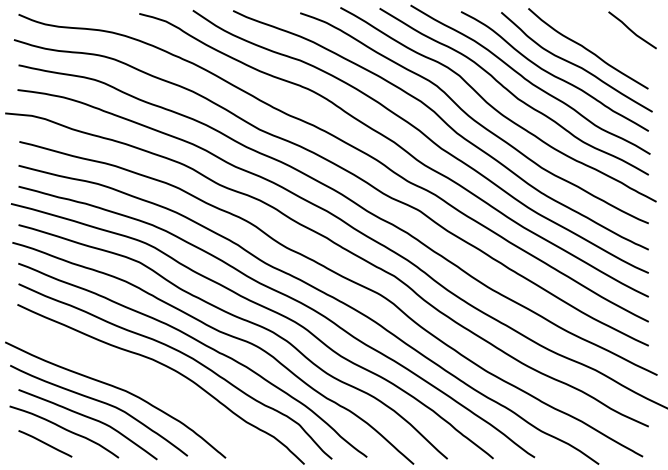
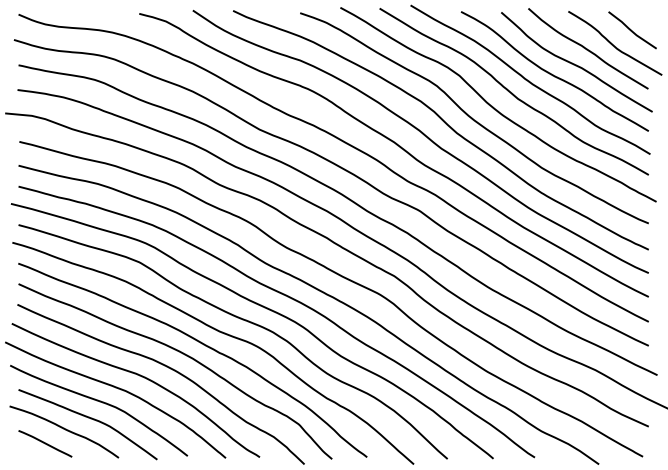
curve: none -> present (613, 44)
curve: none -> present (141, 377)
